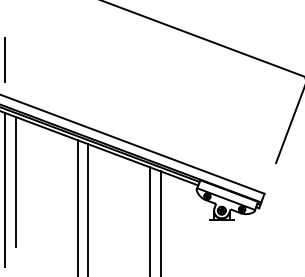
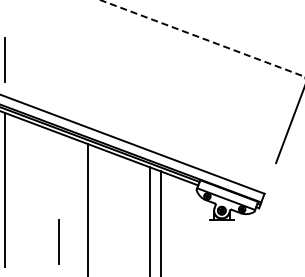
line: solid -> dashed (202, 38)
line: present -> none (15, 181)
line: present -> none (77, 206)
line: none -> present (58, 241)
